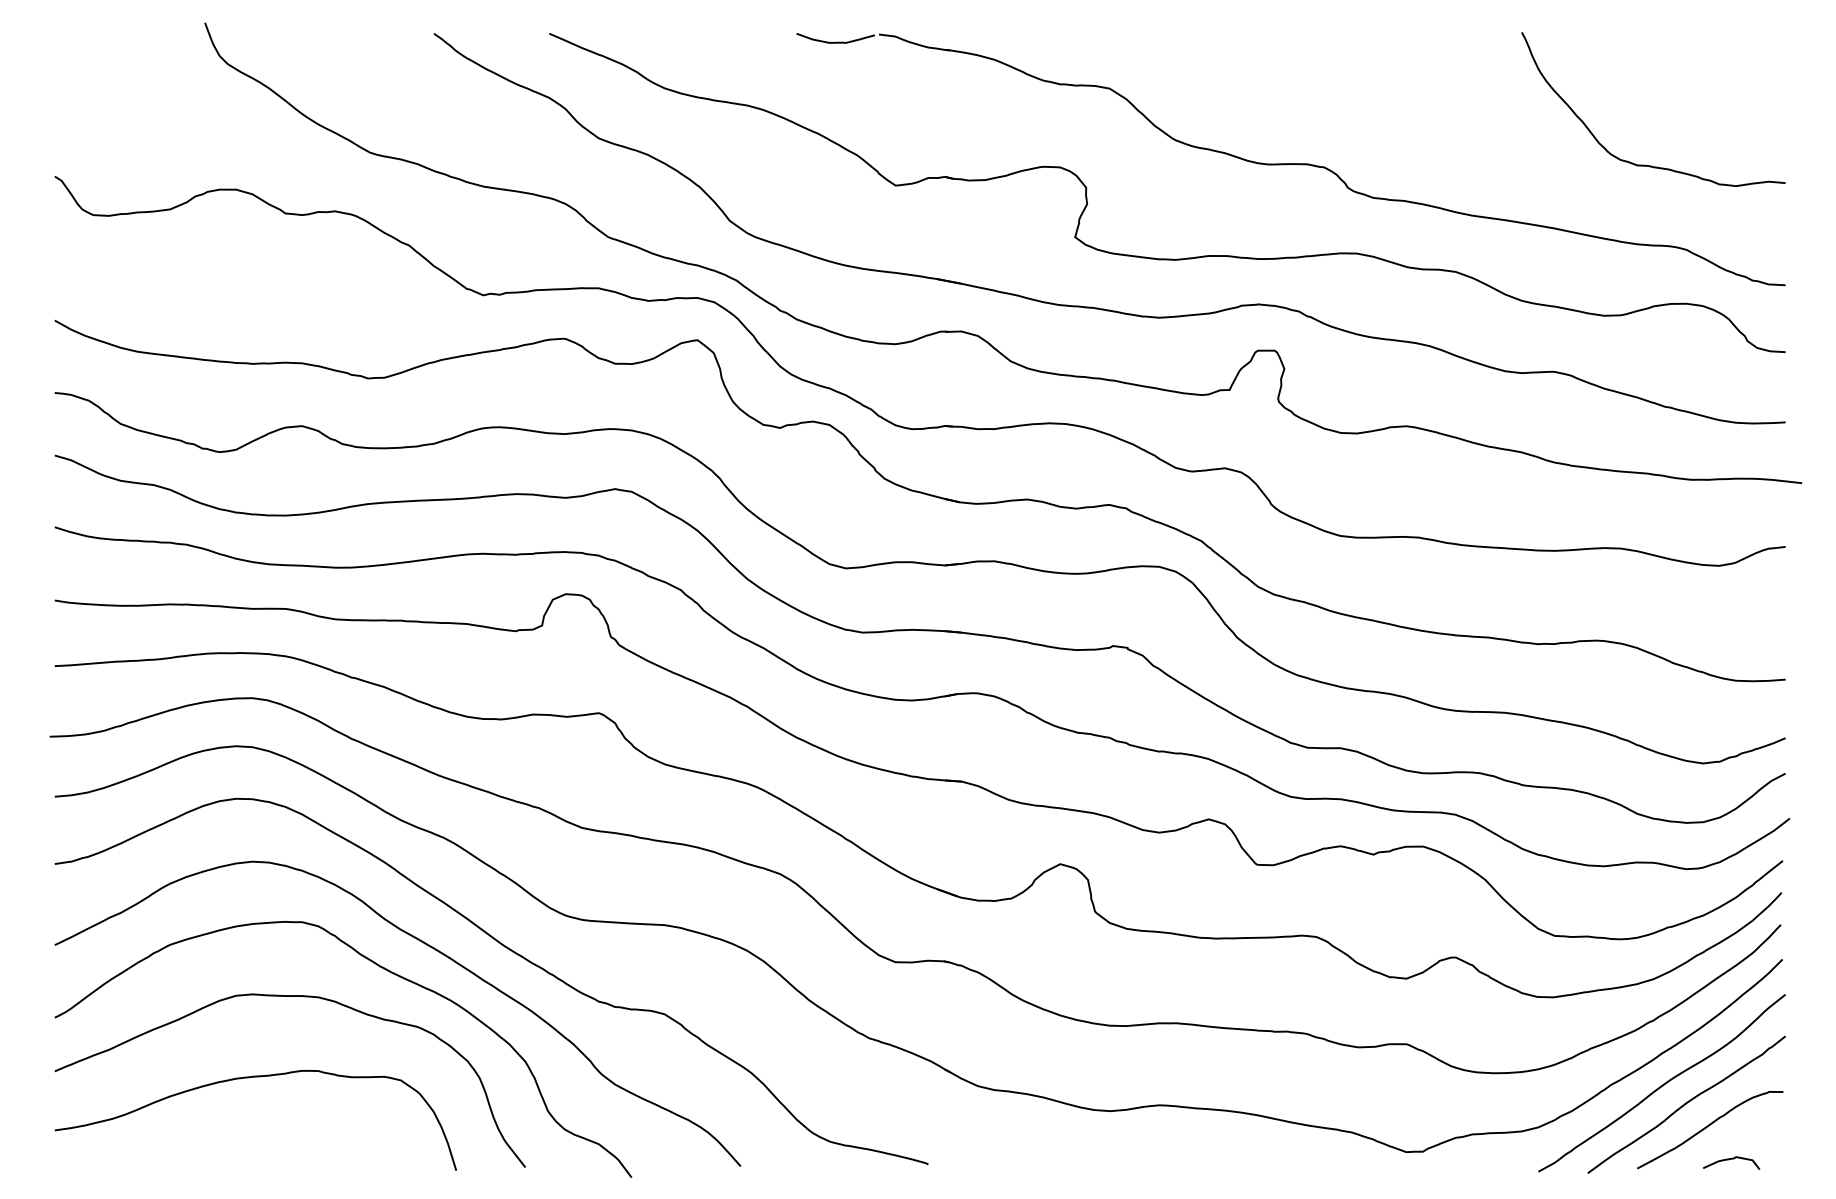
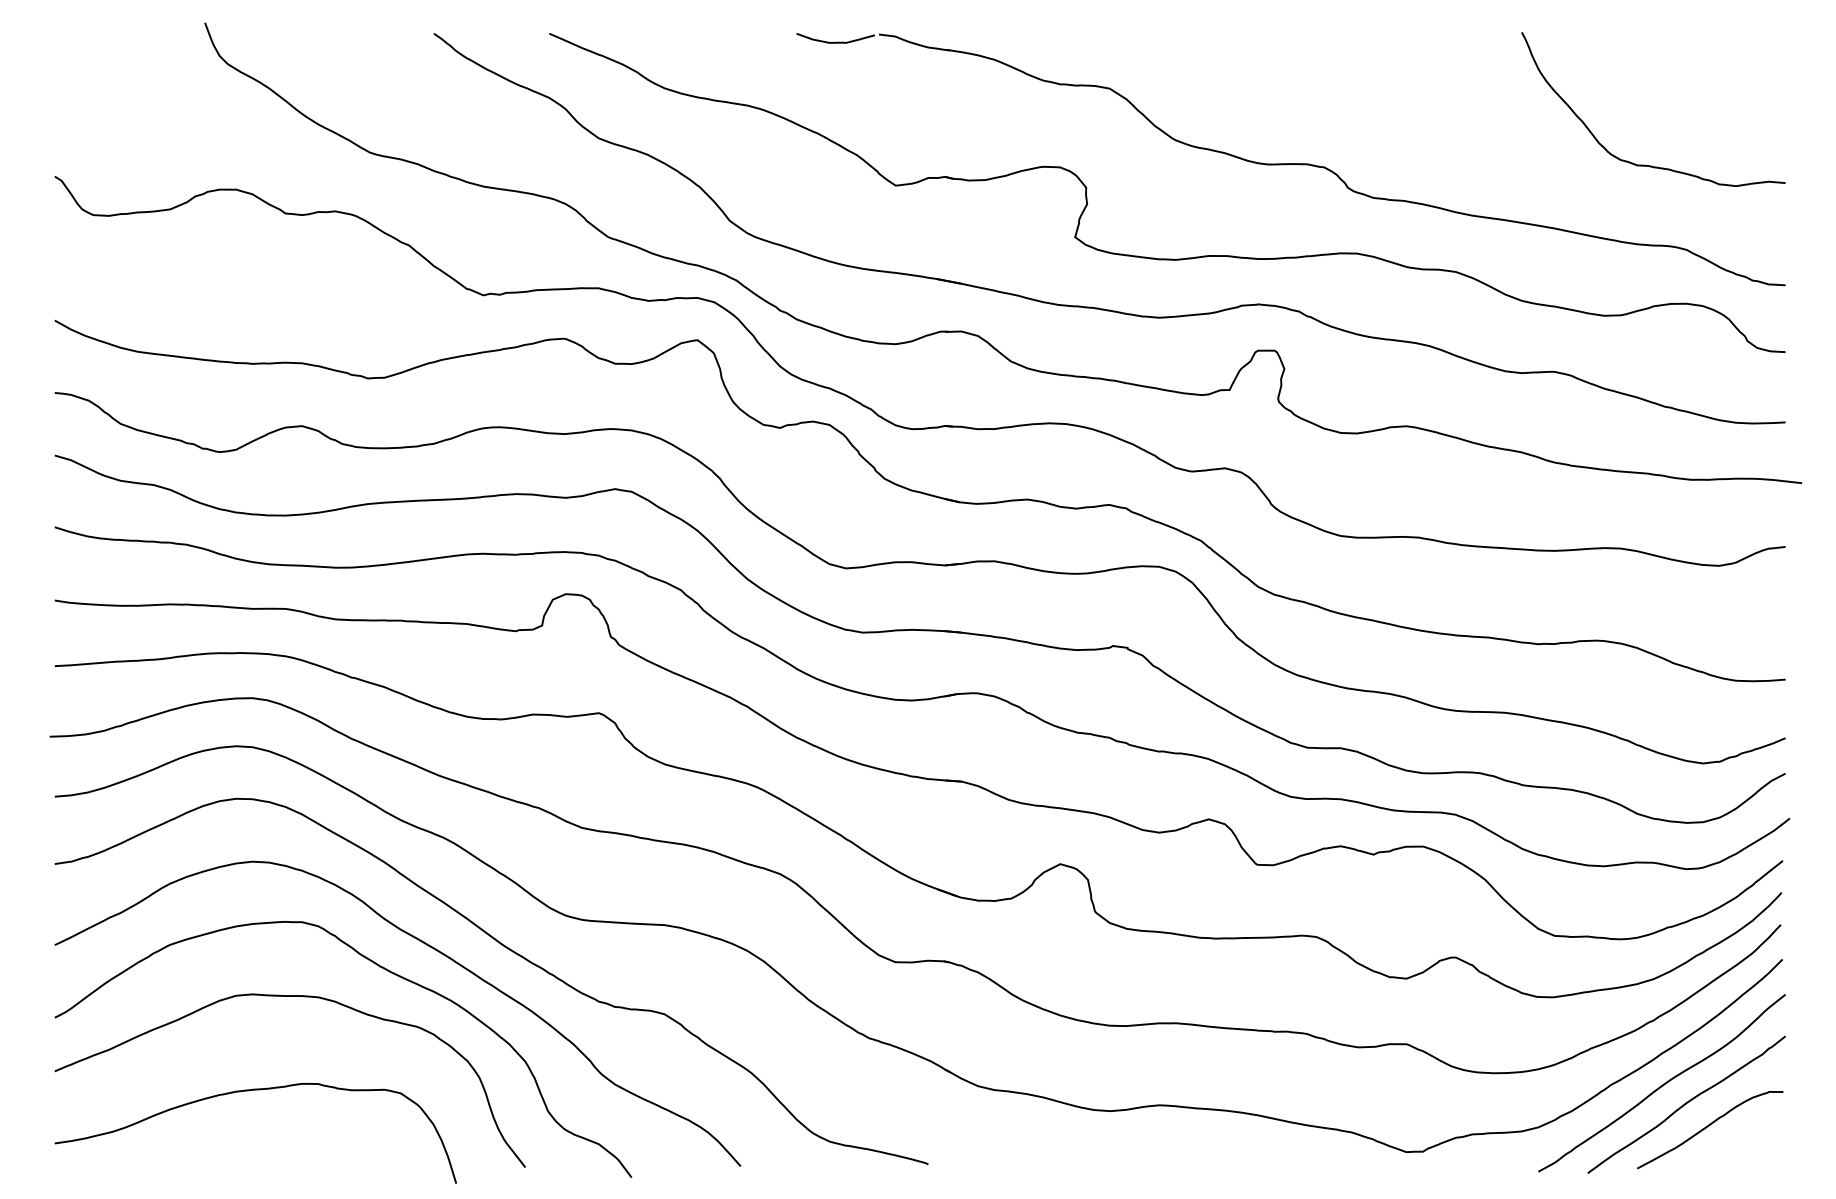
curve position: (249, 1078) -> (249, 1091) (249, 1091)
curve: present -> none (1729, 1160)
